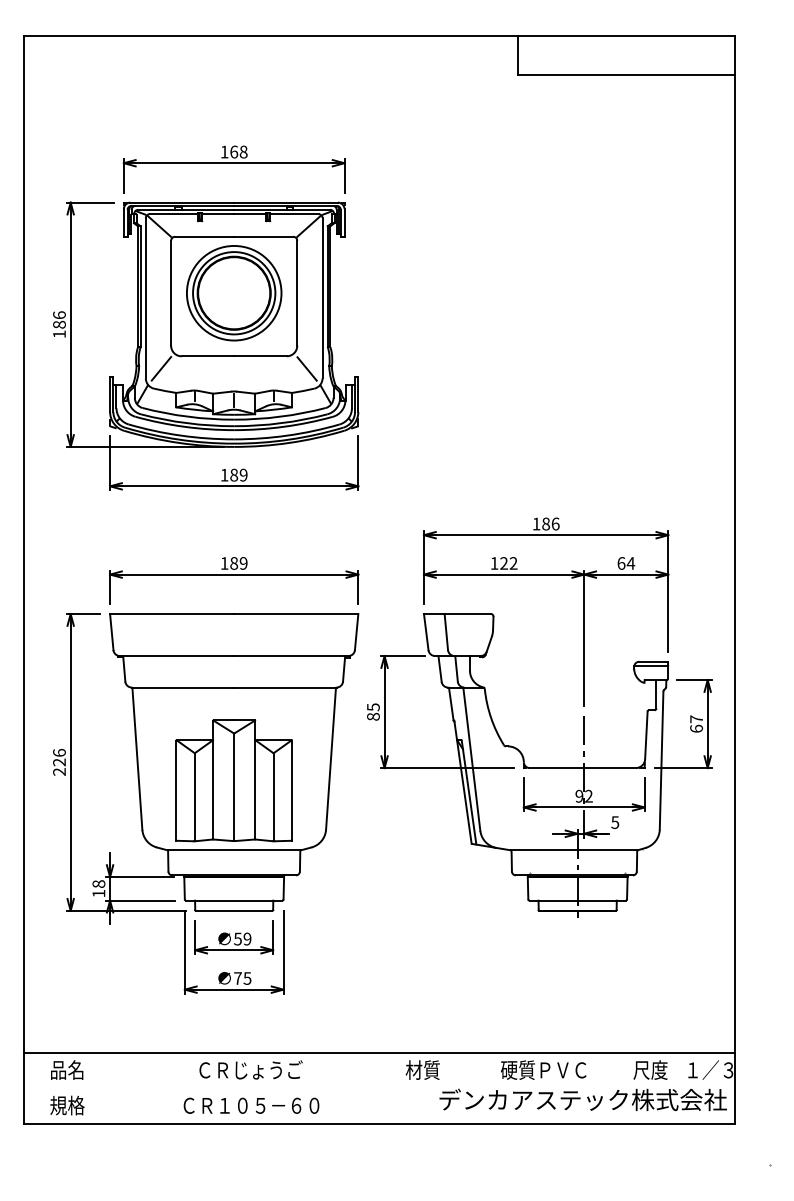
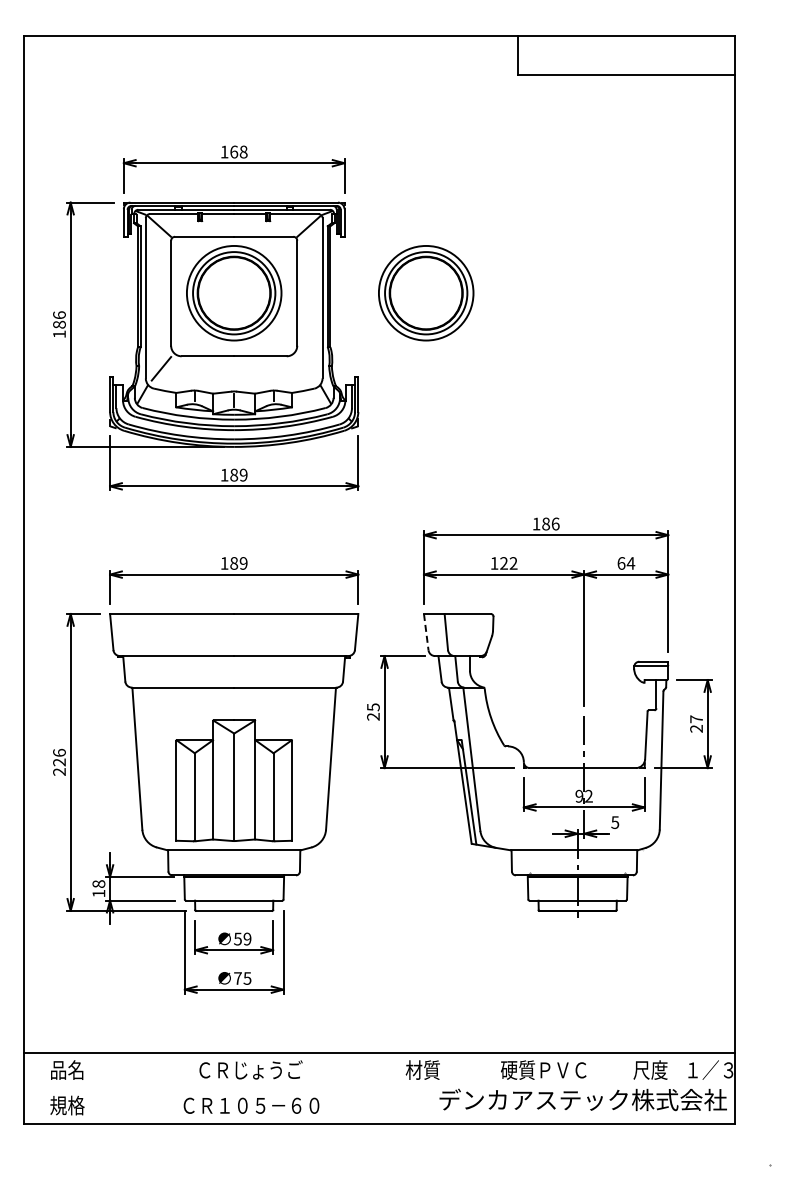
part: none -> present (426, 293)
line: present -> none (306, 368)
line: solid -> dashed (426, 632)
text: 85 -> 25 (373, 716)
text: 67 -> 27 (696, 728)
